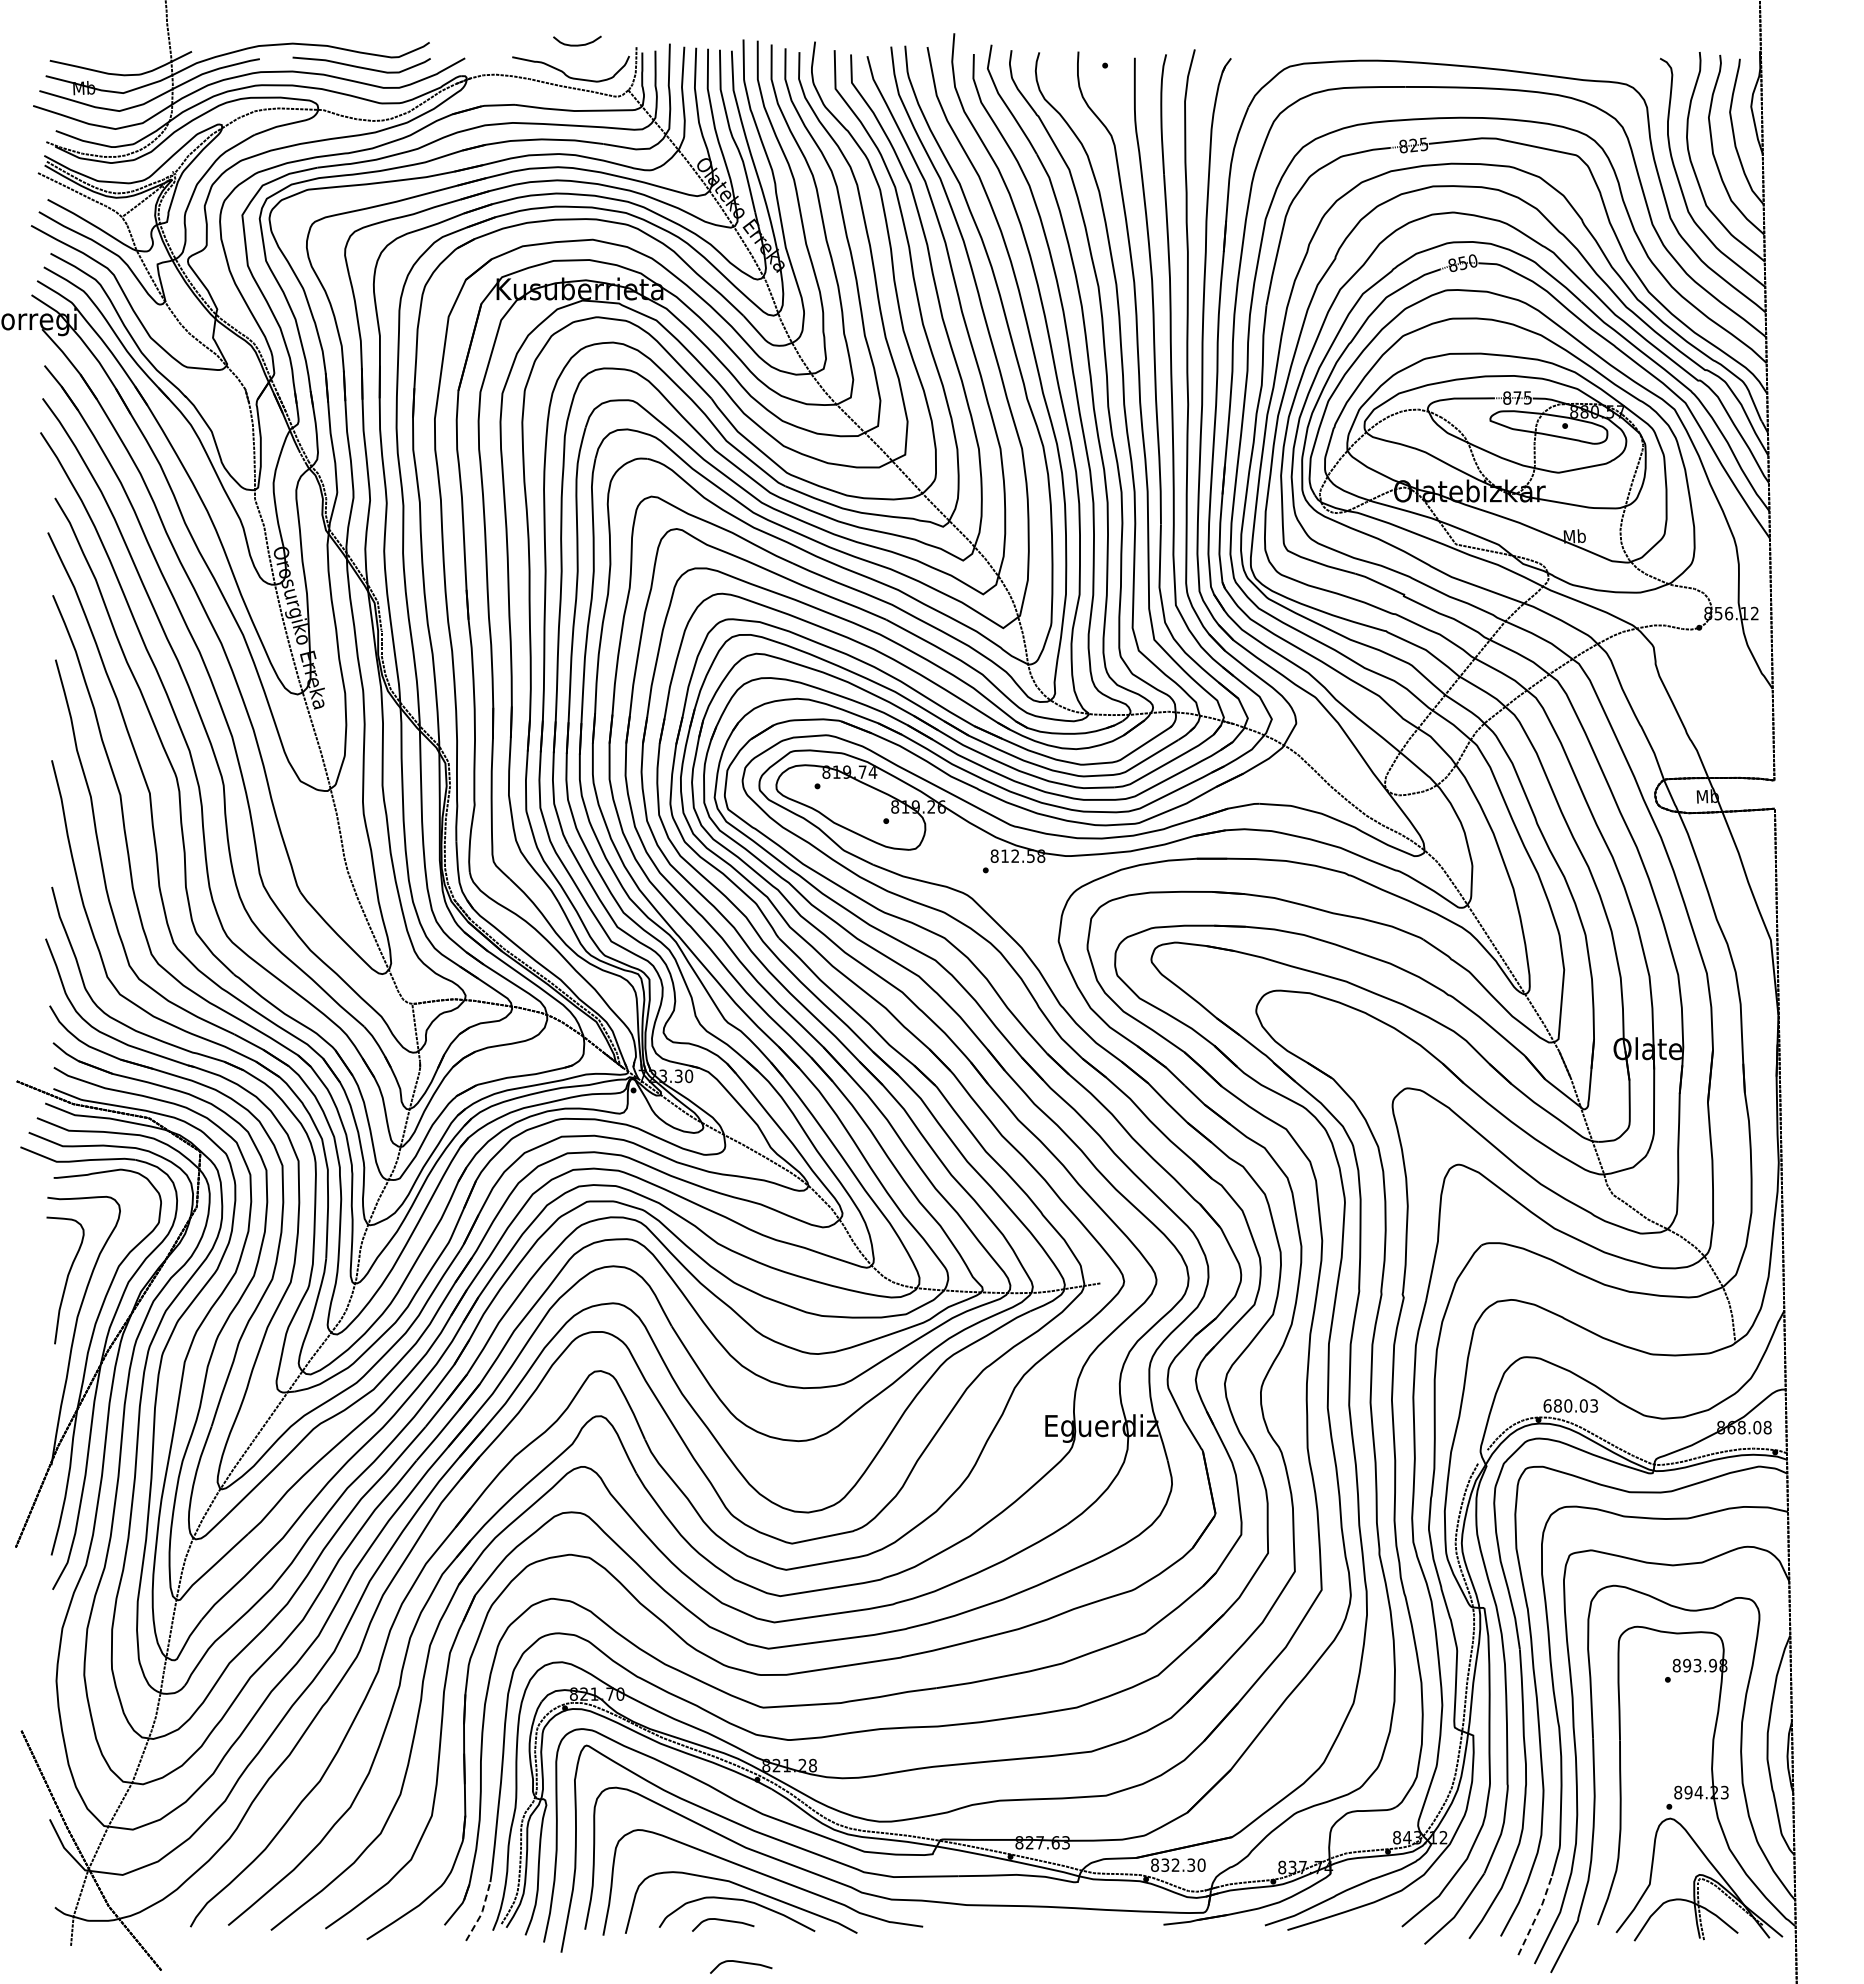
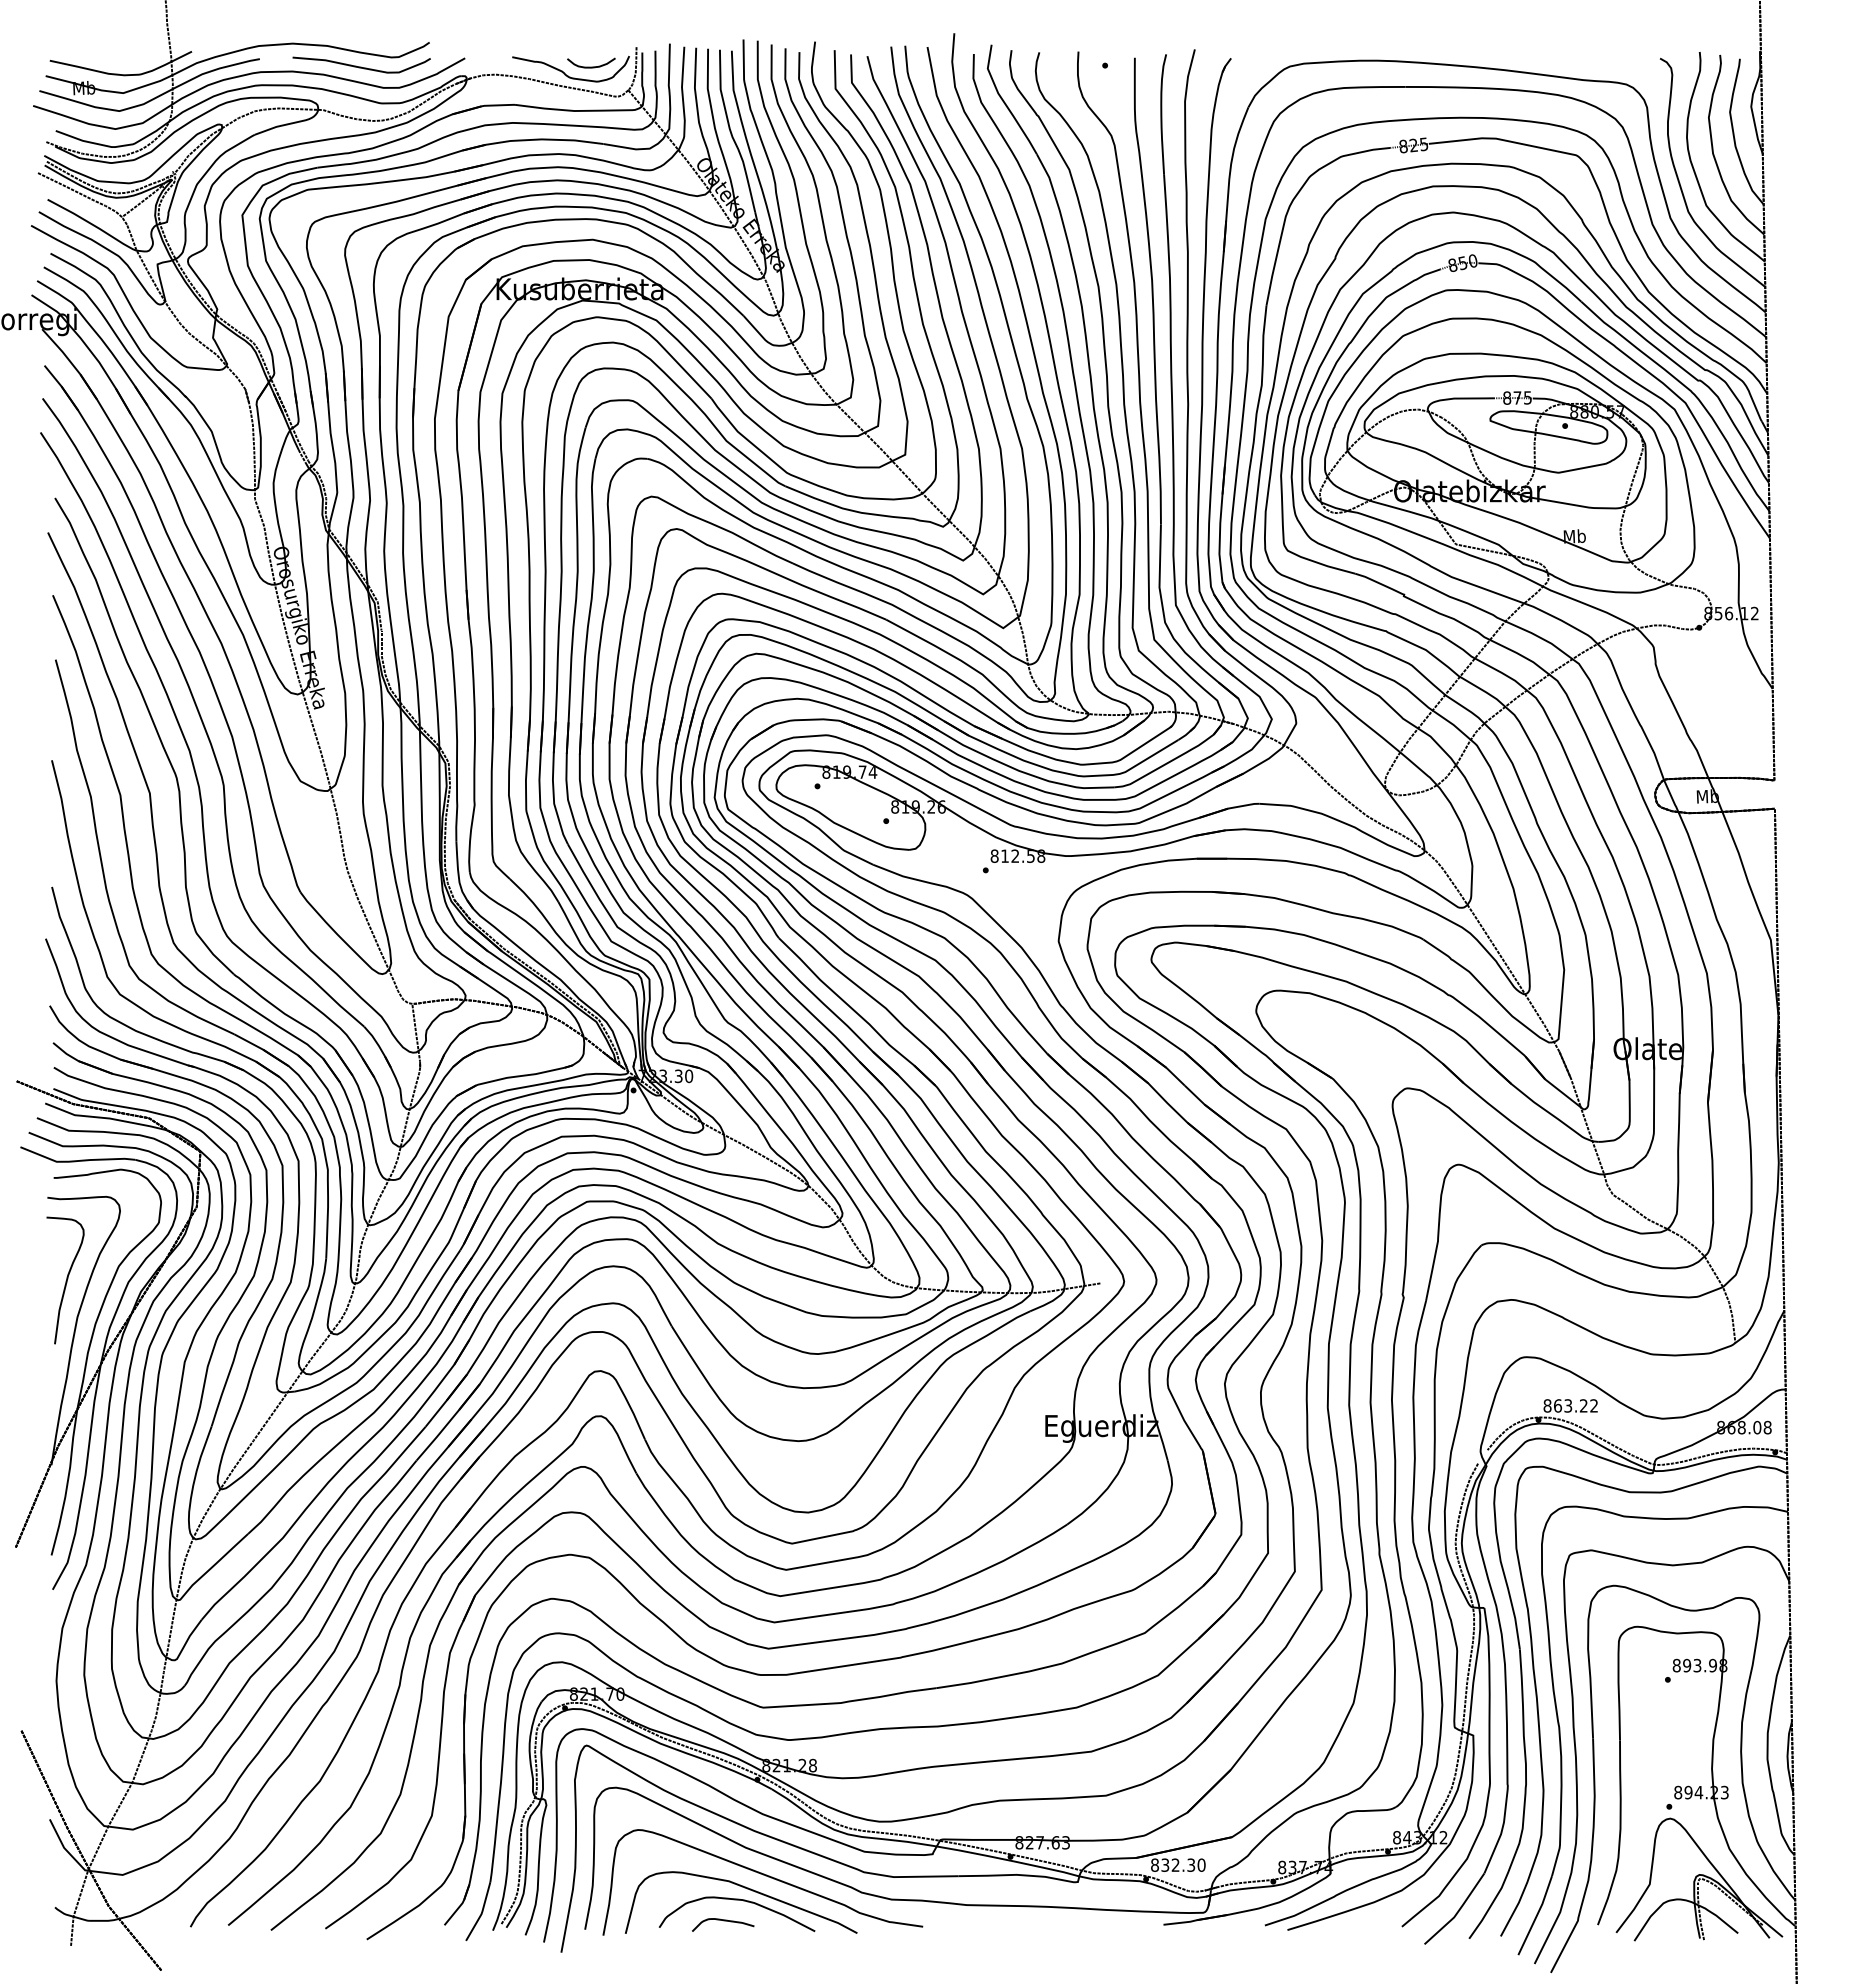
curve position: (577, 44) -> (591, 66) (591, 66)
text: 680.03 -> 863.22 (1570, 1405)
line: dashed -> solid (482, 1912)
line: dashed -> solid (1536, 1915)
curve: present -> none (741, 1963)
